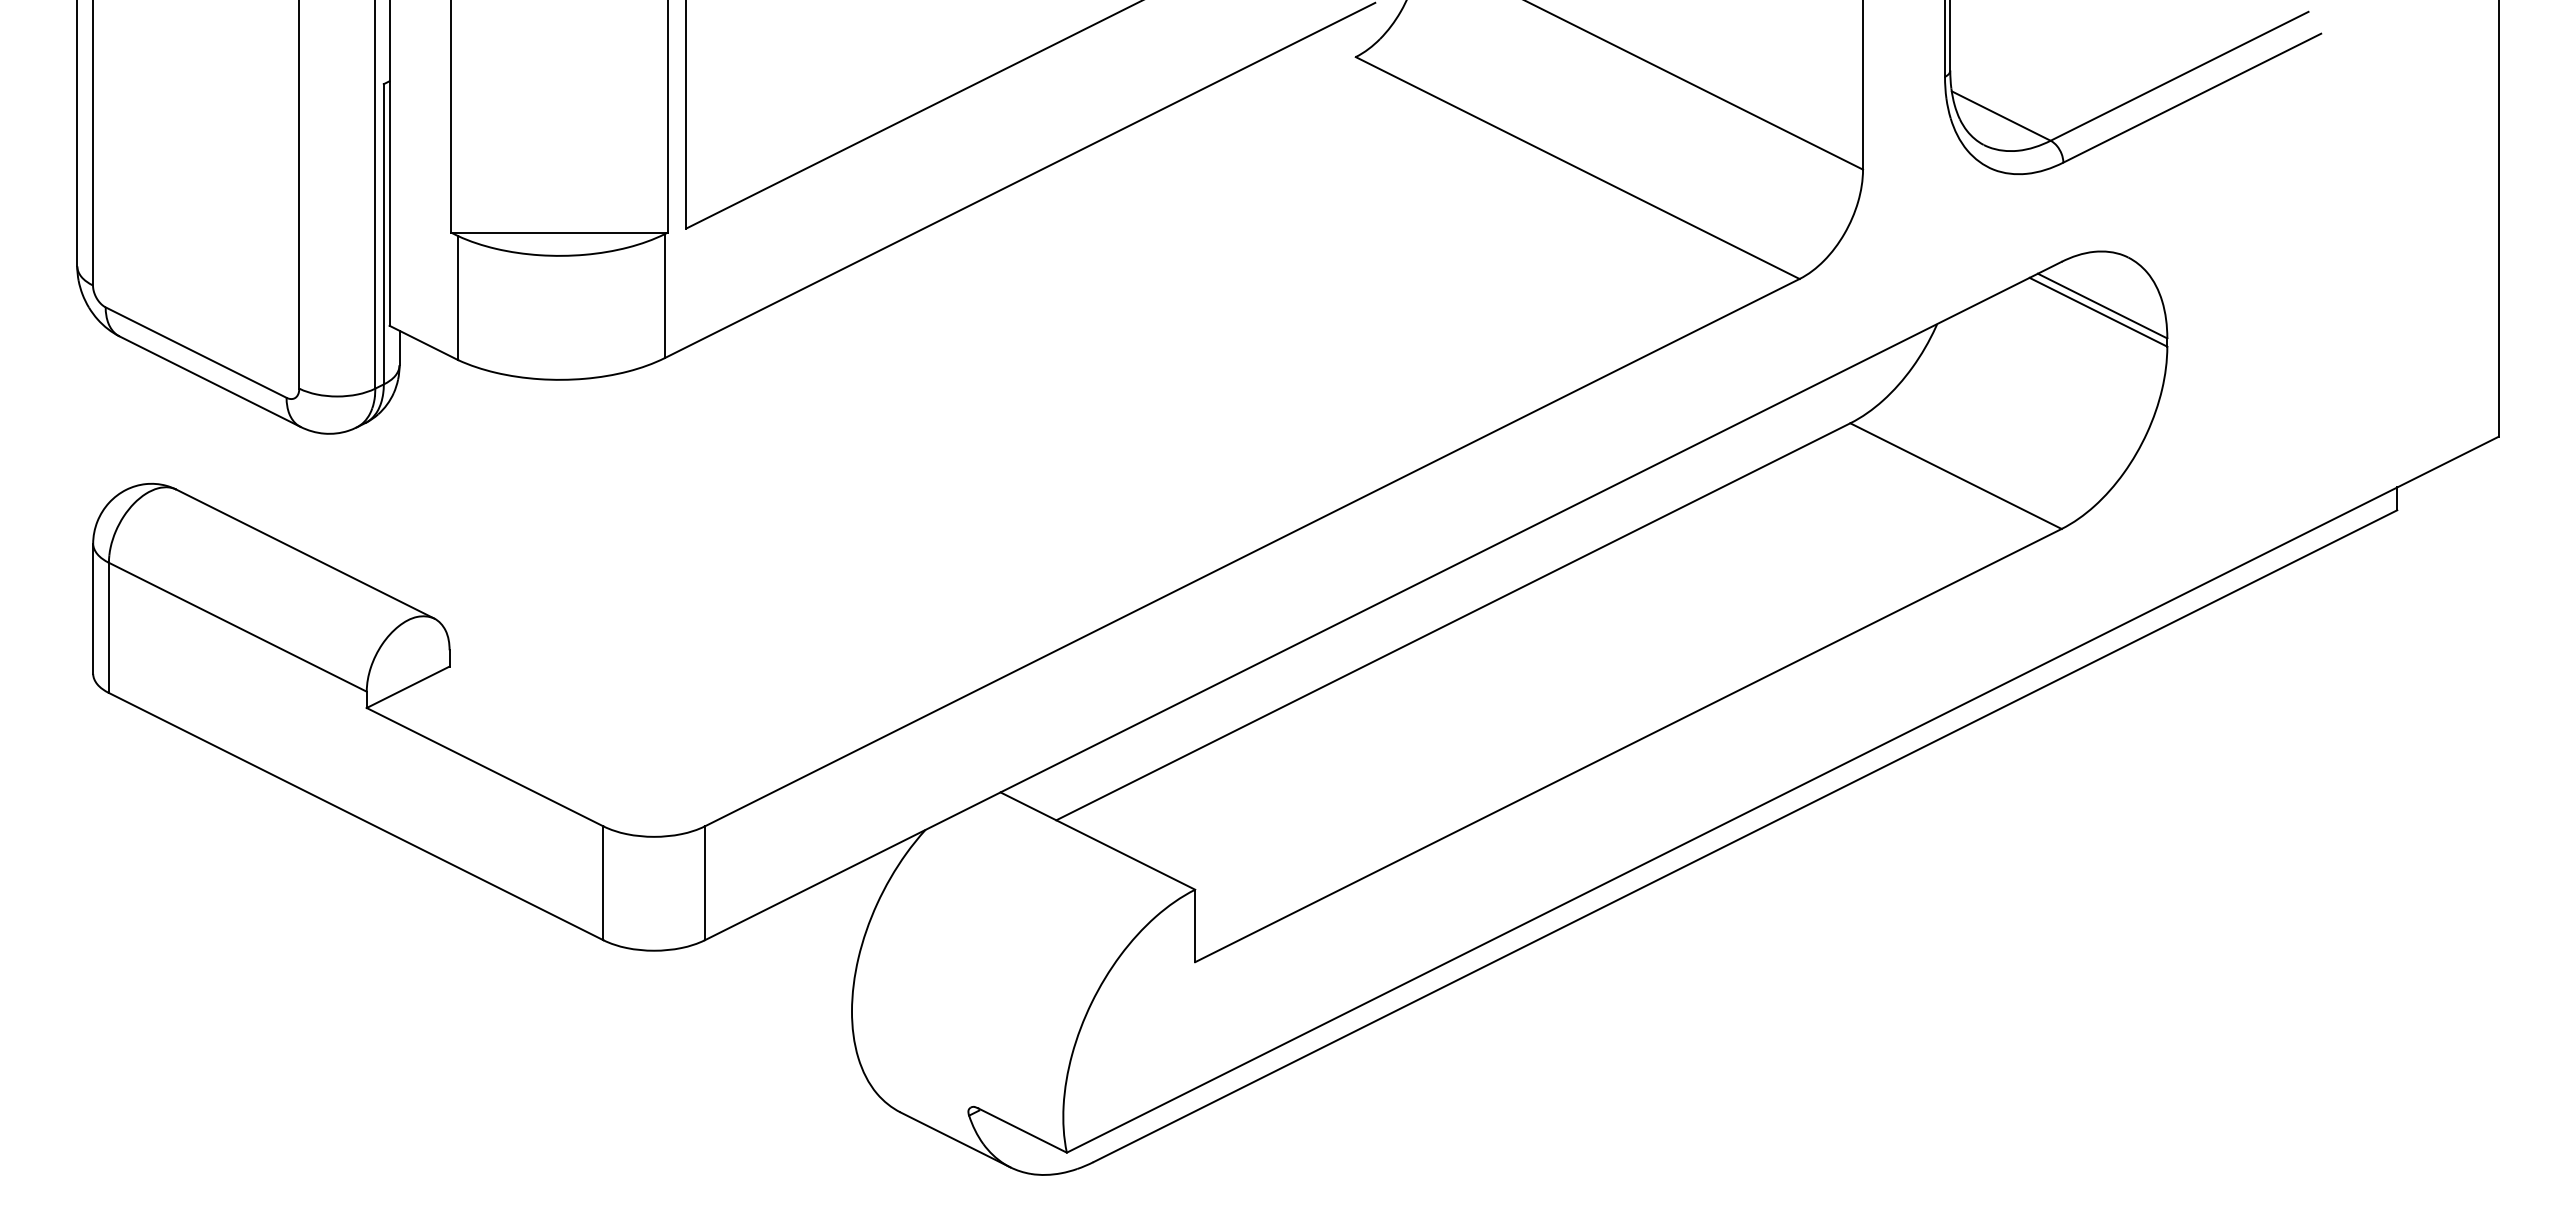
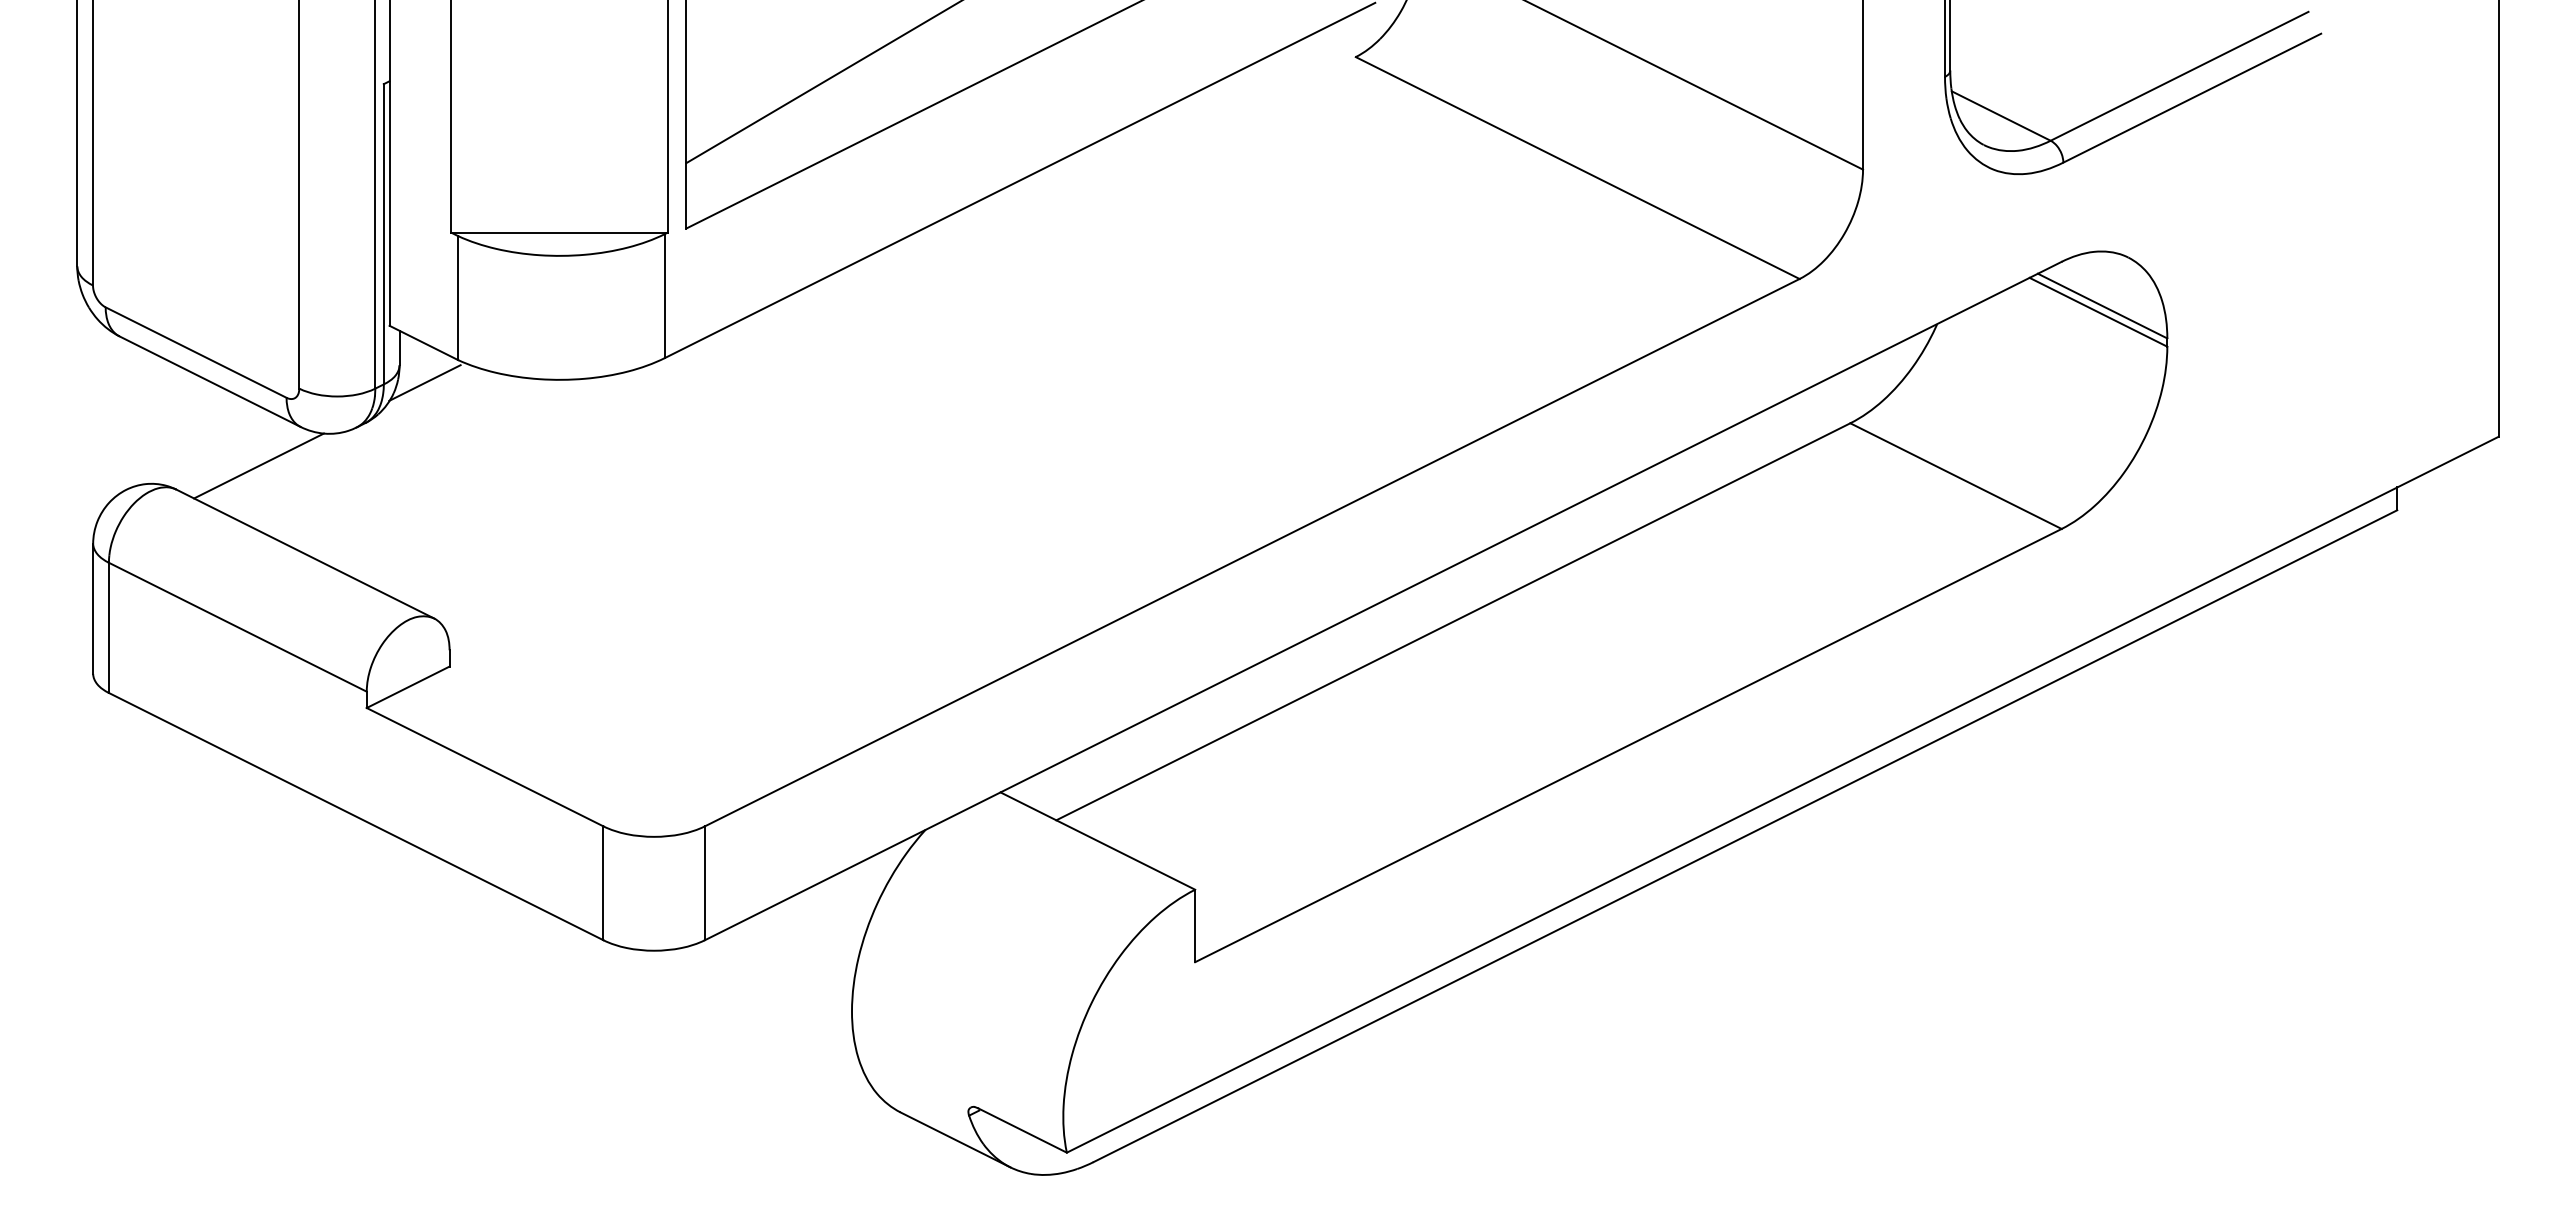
line: none -> present (822, 82)
line: none -> present (424, 382)
line: none -> present (258, 465)
